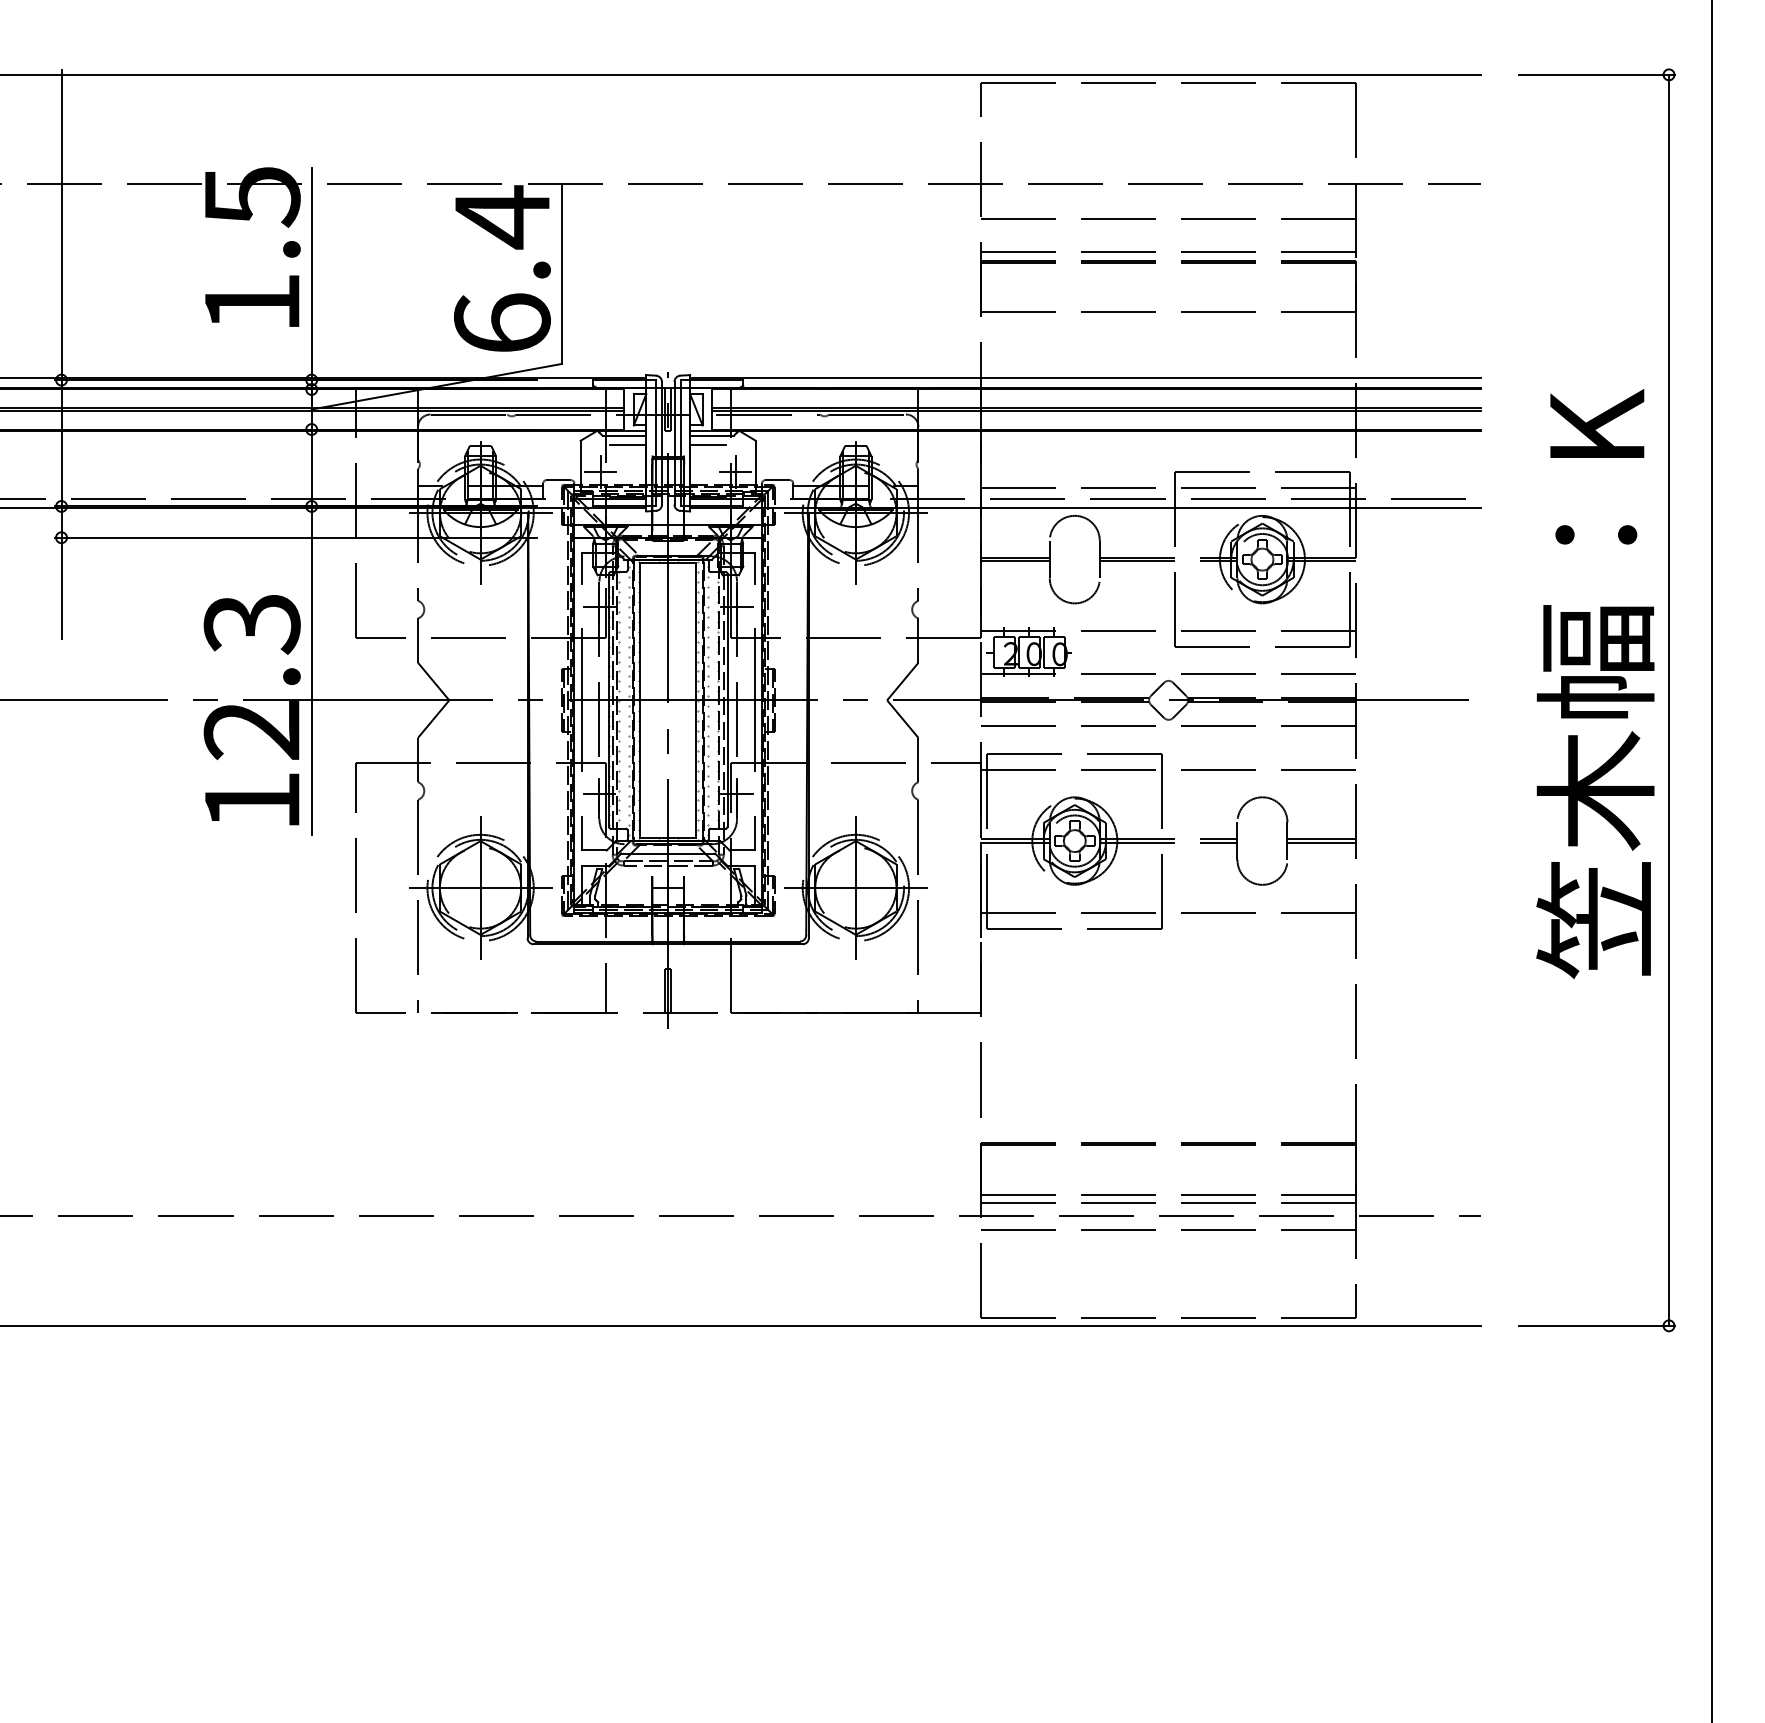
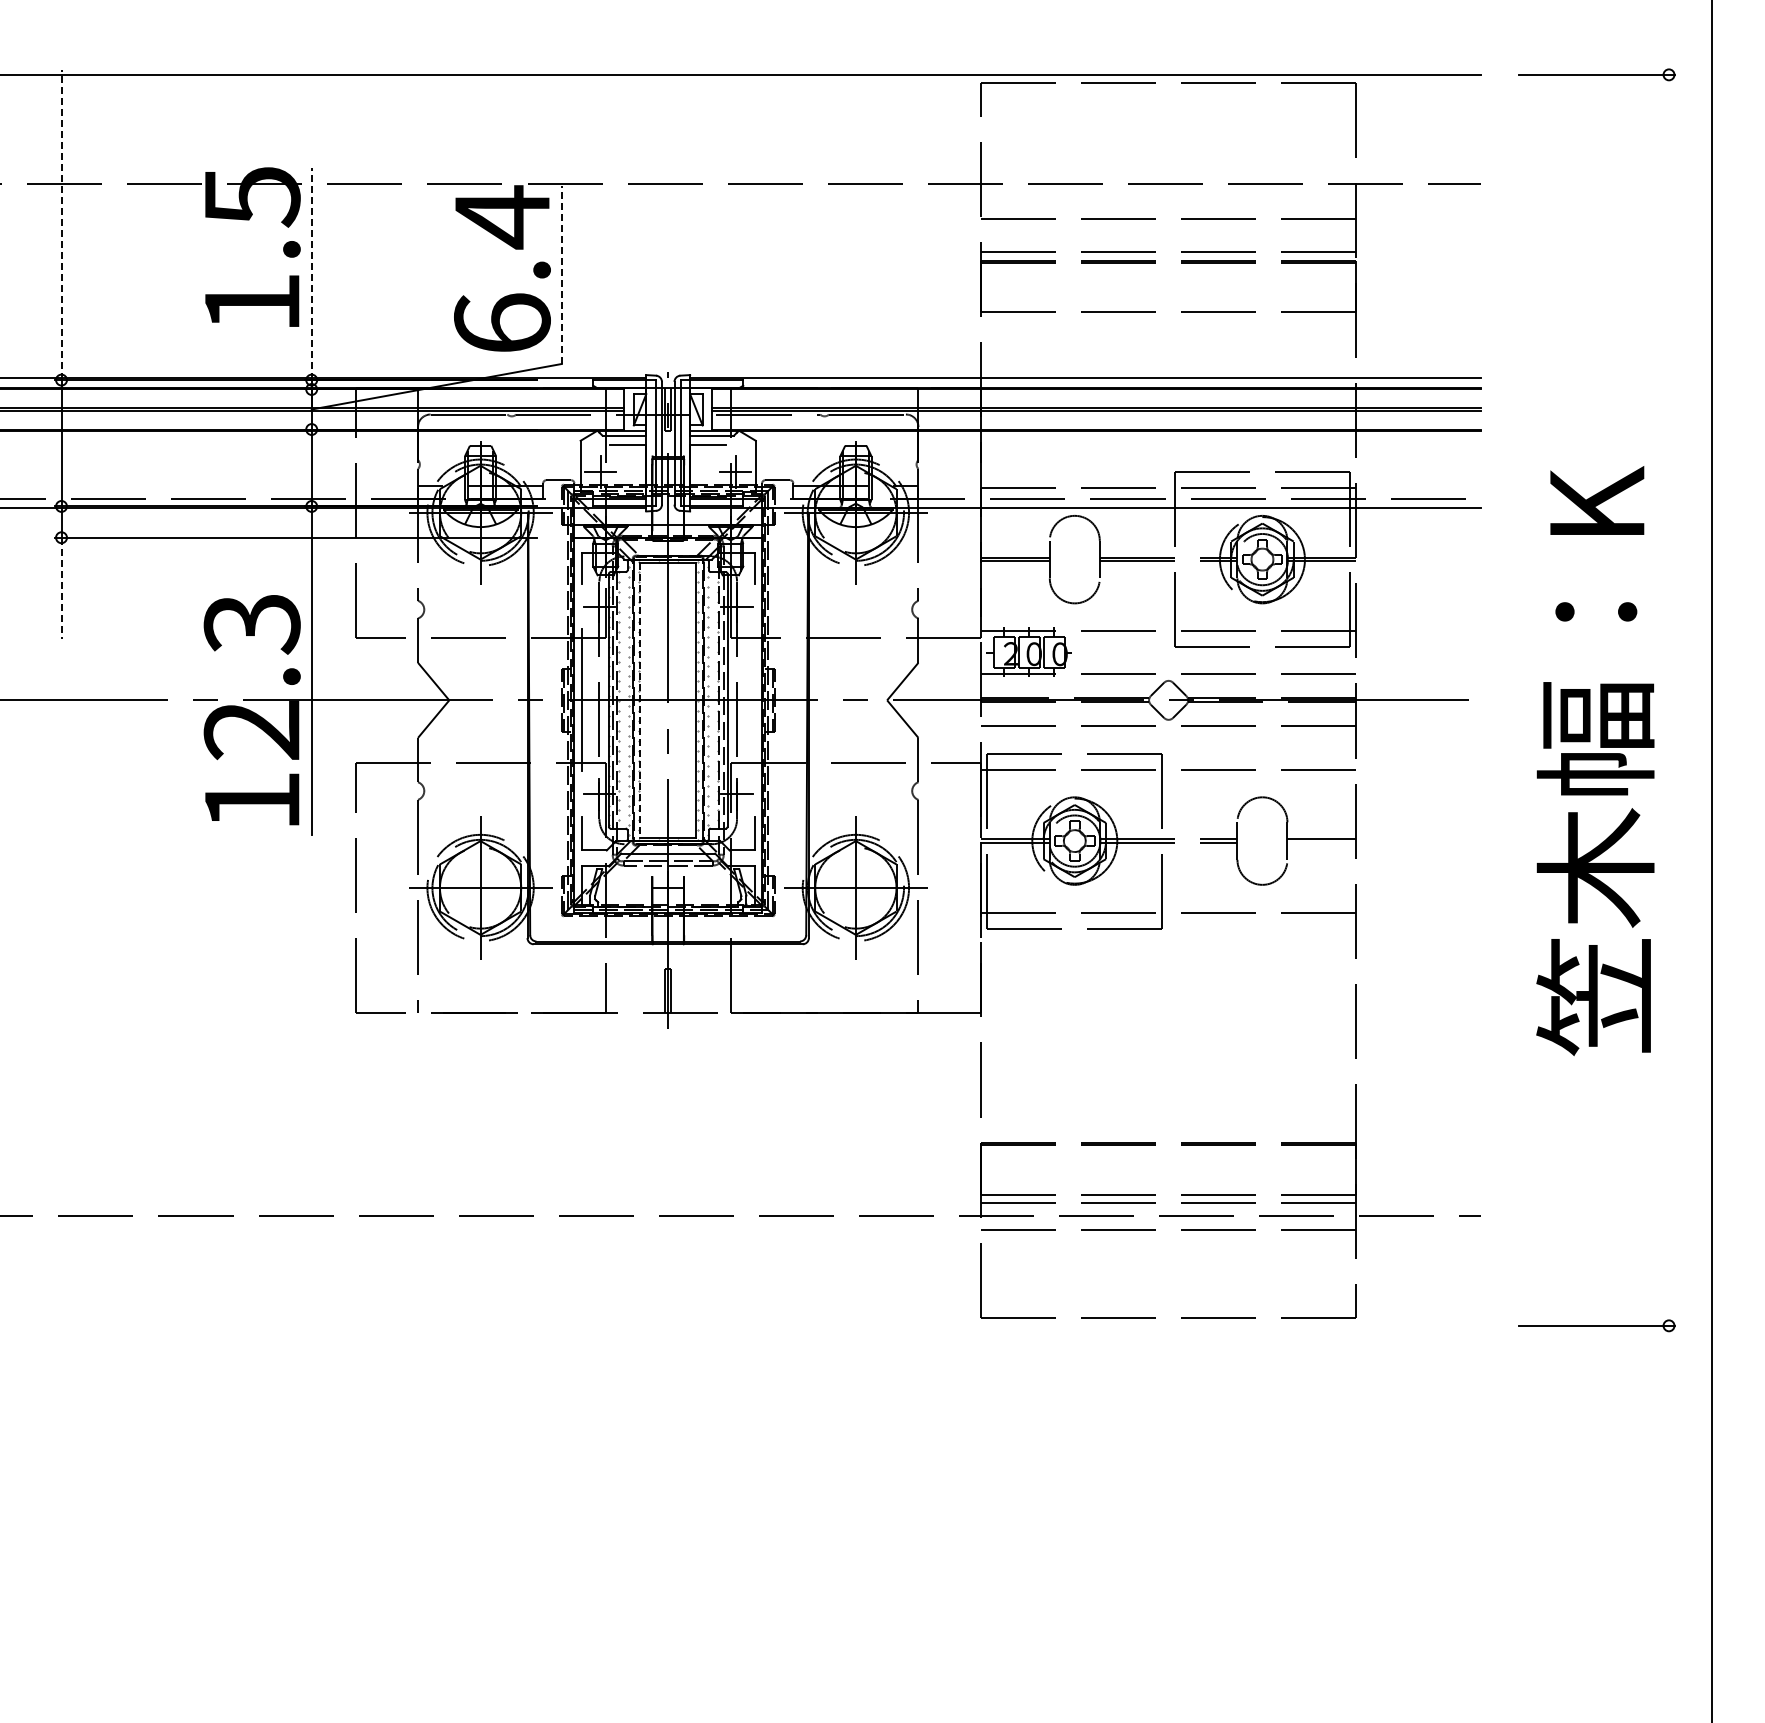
line: solid -> dashed (61, 224)
line: solid -> dashed (311, 274)
line: solid -> dashed (561, 275)
line: solid -> dashed (61, 588)
text position: (1595, 684) -> (1595, 761) (1595, 761)
line: present -> none (1669, 699)
line: solid -> dashed (640, 700)
line: present -> none (754, 700)
line: present -> none (1321, 842)
line: present -> none (741, 1325)
